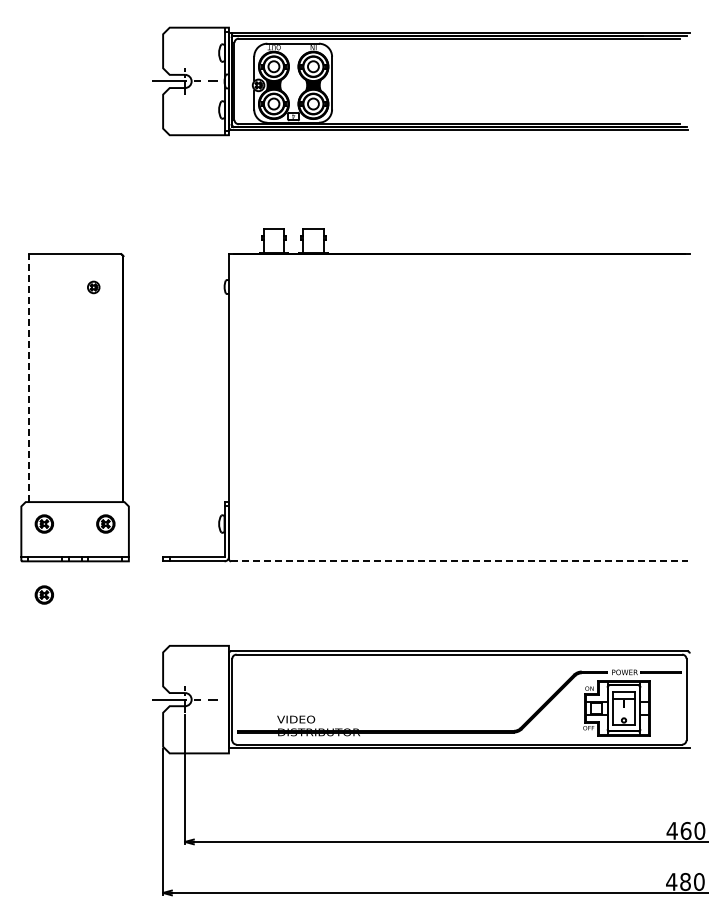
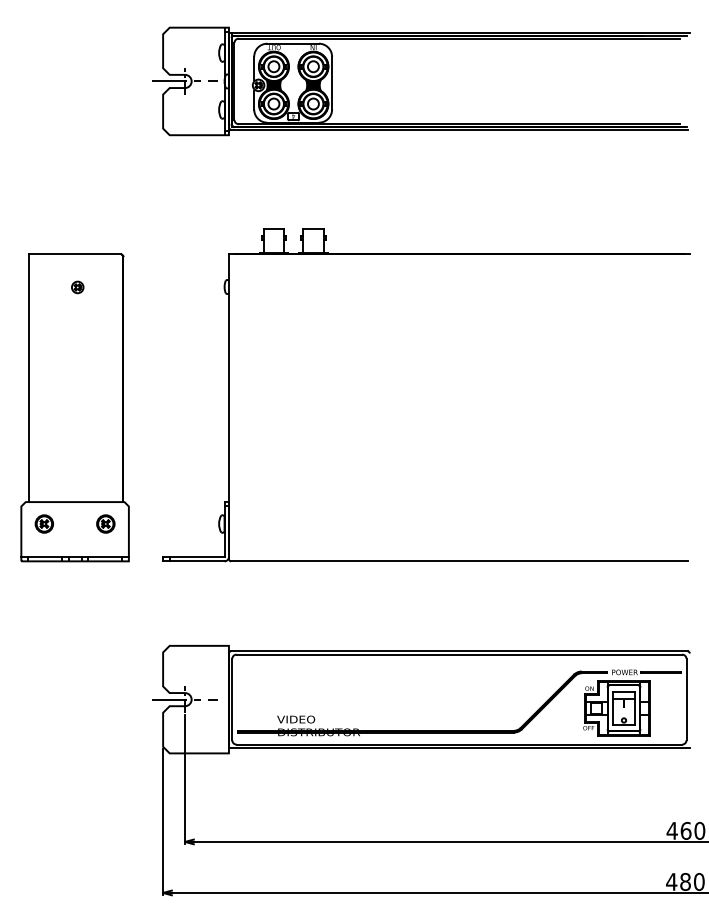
part position: (93, 287) -> (77, 287) (77, 287)
line: dashed -> solid (29, 378)
line: dashed -> solid (459, 561)
part: present -> none (43, 594)
